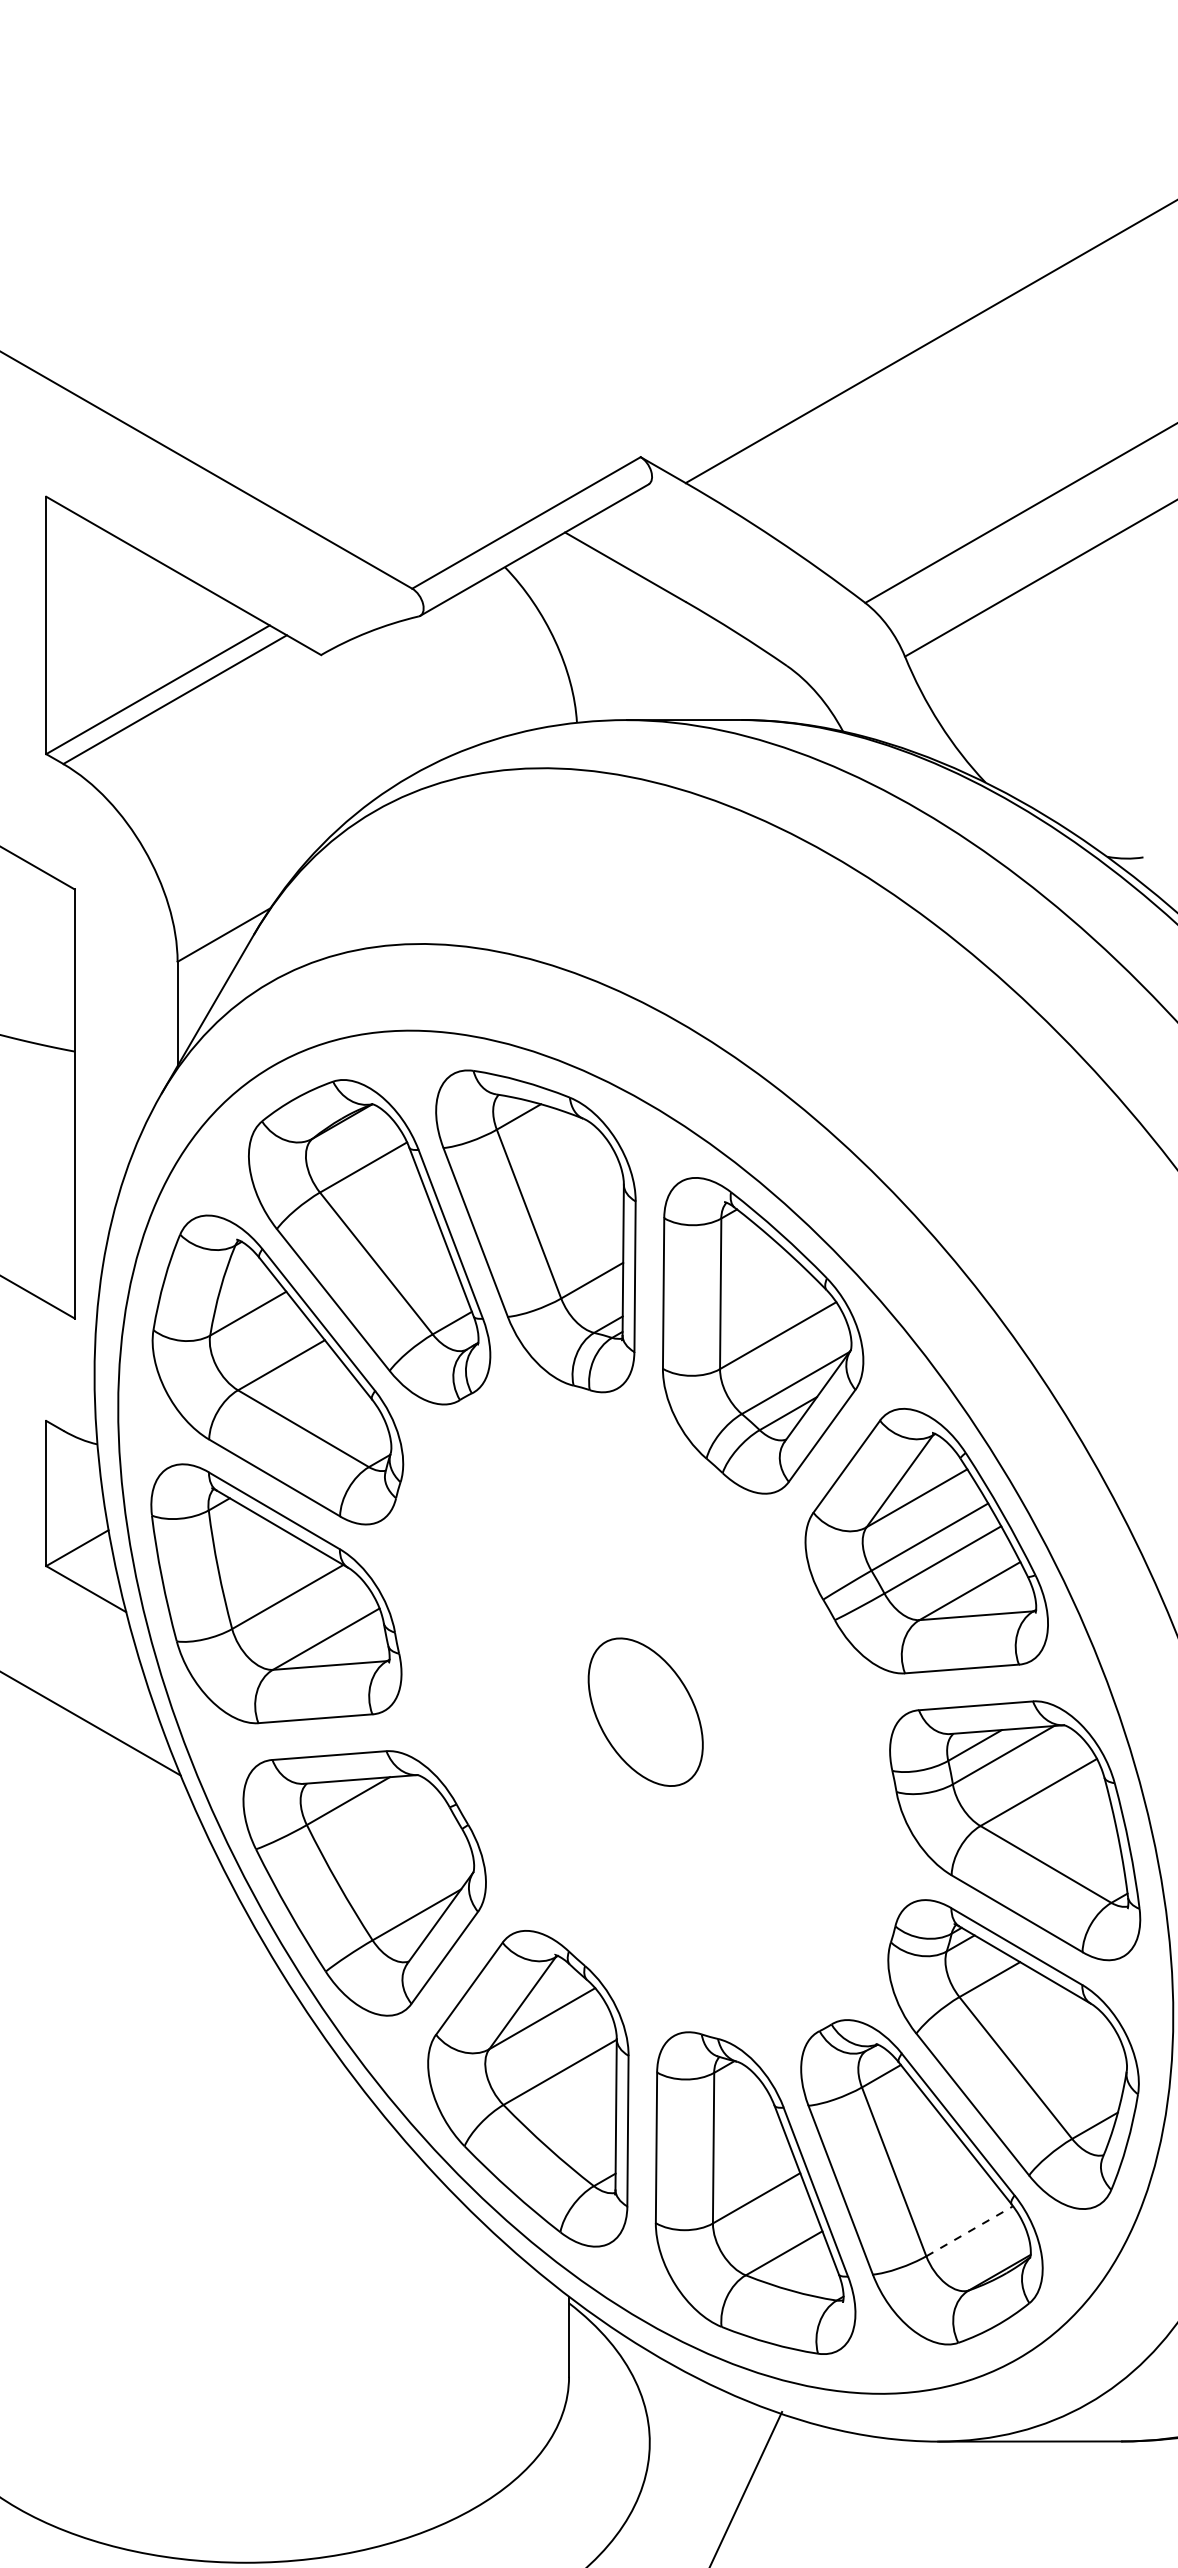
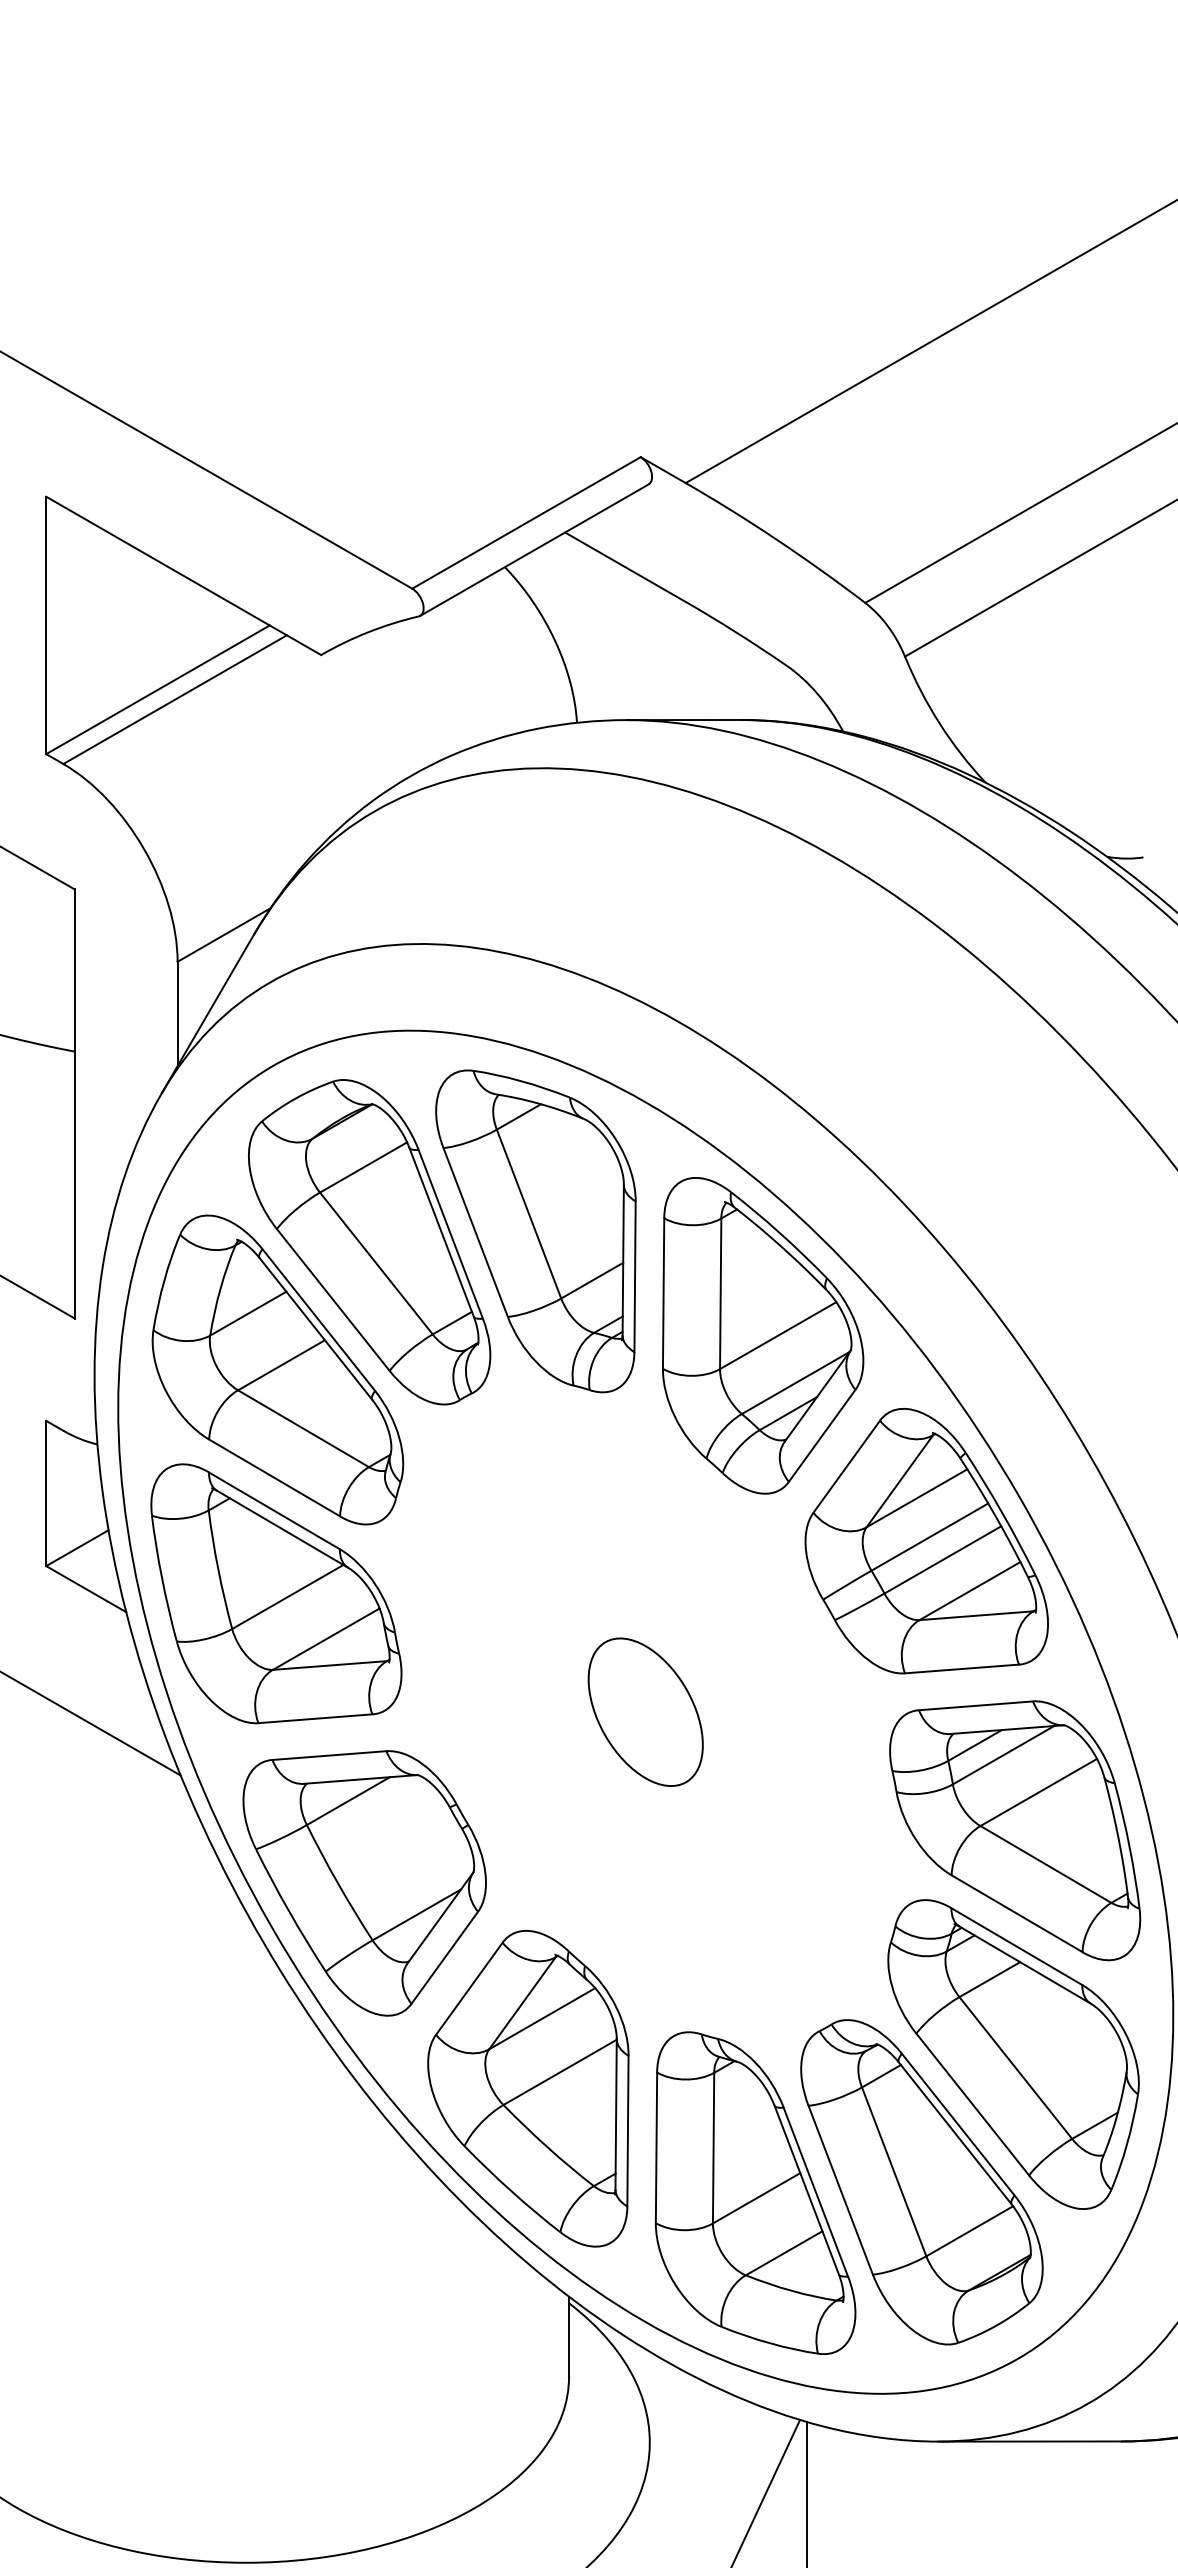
line: dashed -> solid (970, 2231)
line position: (746, 2487) -> (766, 2491) (766, 2491)
line: none -> present (807, 2493)
